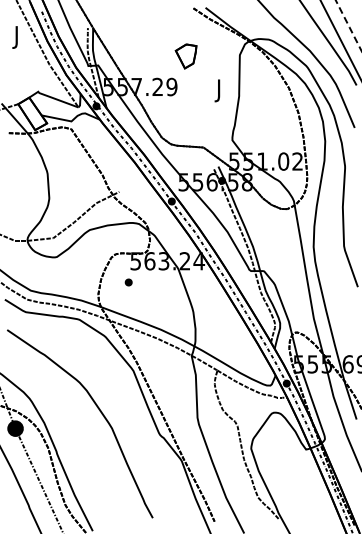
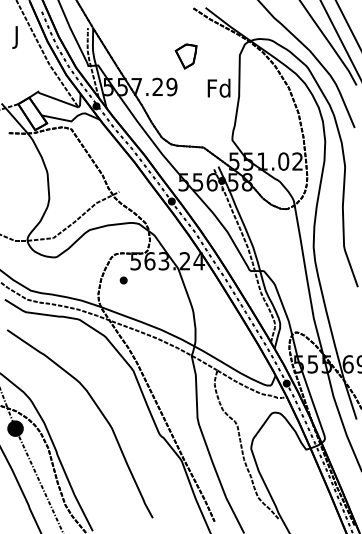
line: dashed -> solid (349, 26)
text: J -> Fd (218, 90)
part position: (128, 282) -> (123, 280) (123, 280)
